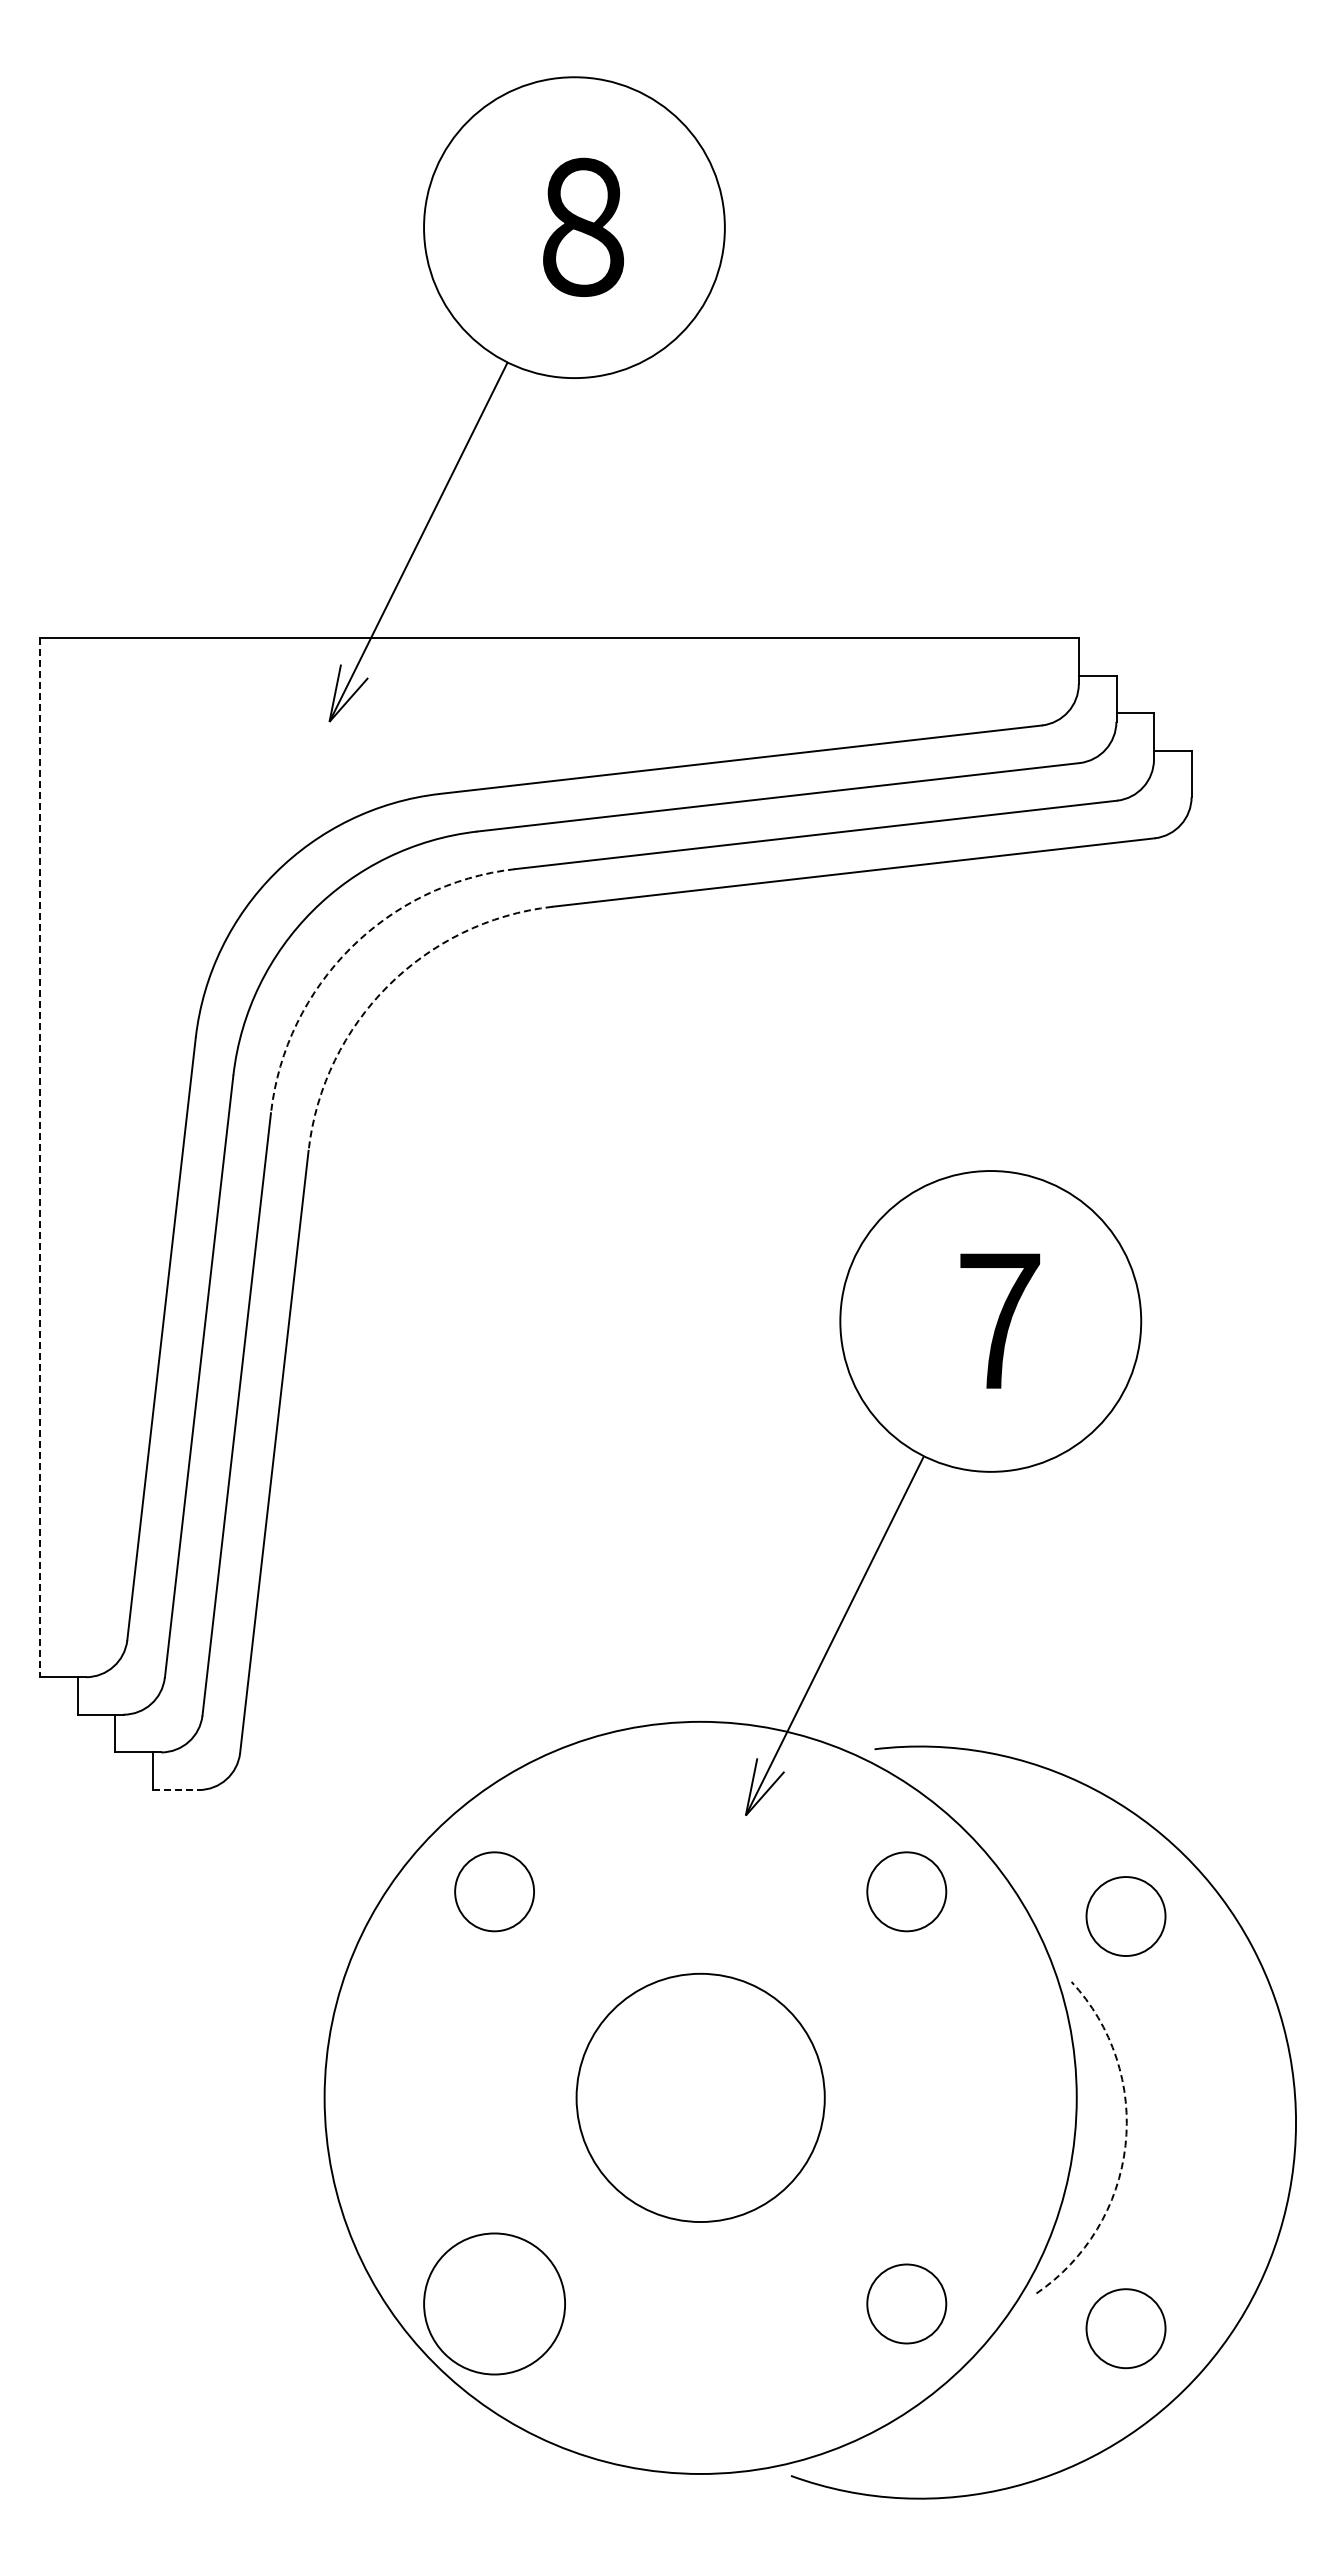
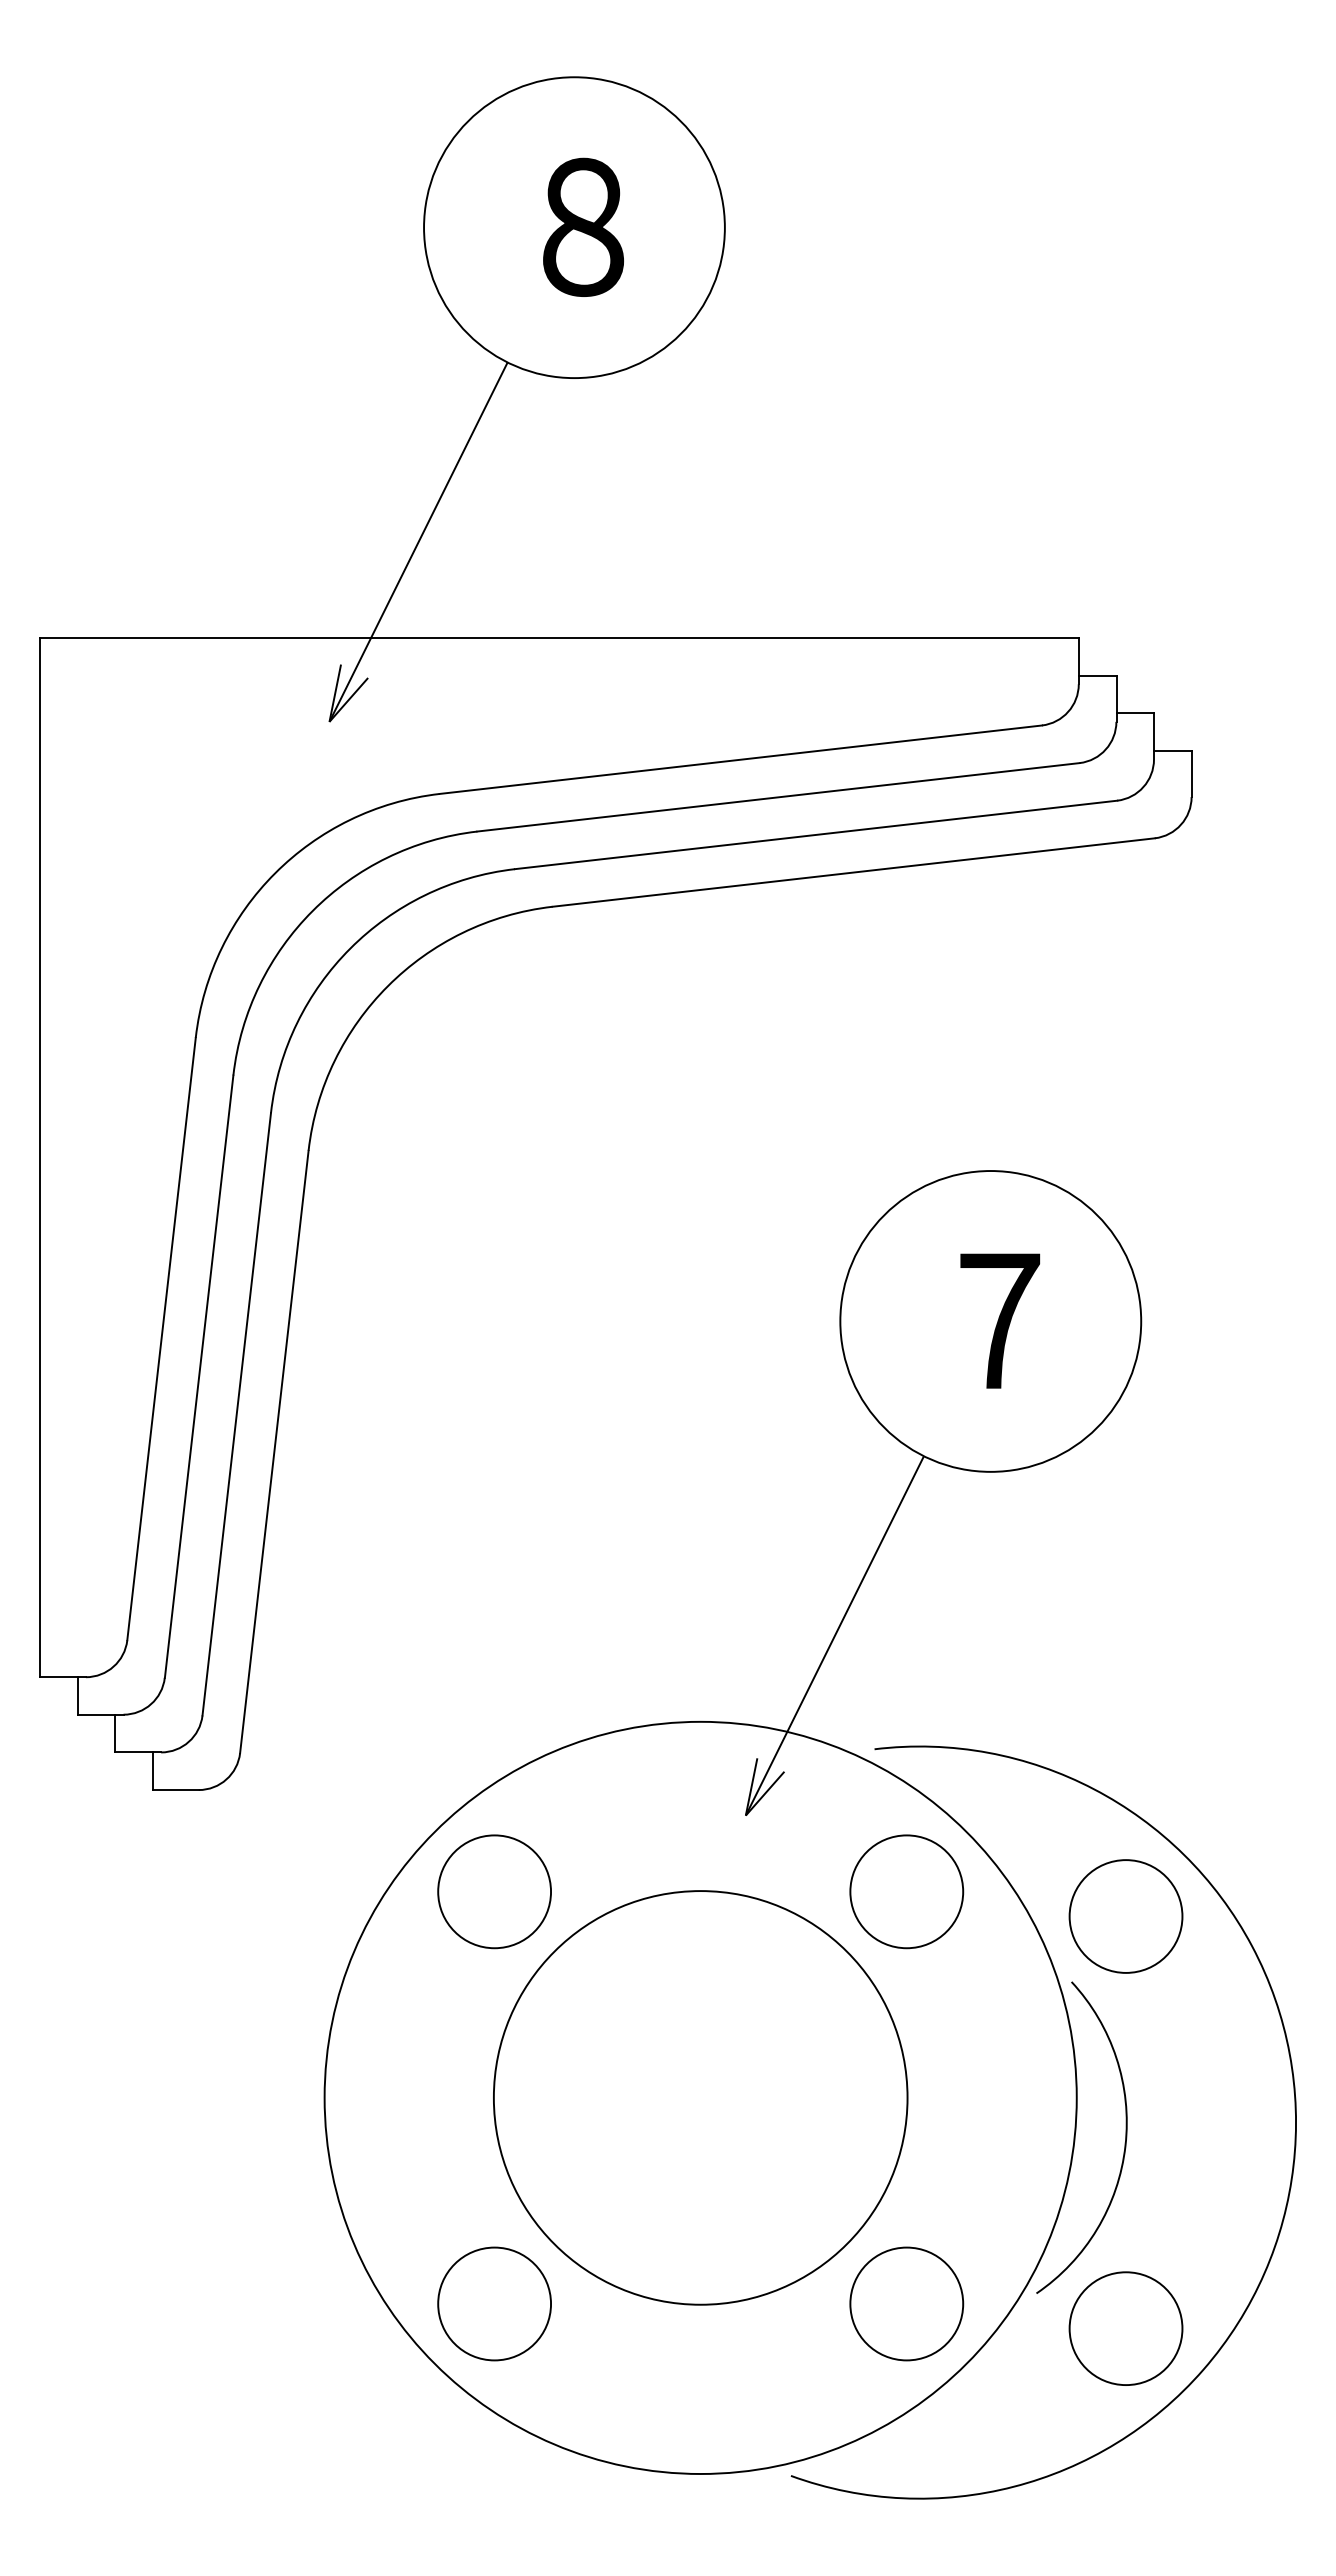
arc: dashed -> solid (350, 948)
arc: dashed -> solid (387, 986)
line: dashed -> solid (39, 1158)
line: dashed -> solid (176, 1790)
circle diameter: 79 px -> 113 px (494, 1891)
circle diameter: 79 px -> 113 px (906, 1891)
circle size: 82x81 px -> 116x115 px (1125, 1916)
circle diameter: 248 px -> 414 px (700, 2097)
arc: dashed -> solid (1125, 2145)
circle diameter: 141 px -> 113 px (494, 2303)
circle diameter: 79 px -> 113 px (906, 2303)
circle diameter: 79 px -> 113 px (1125, 2328)
